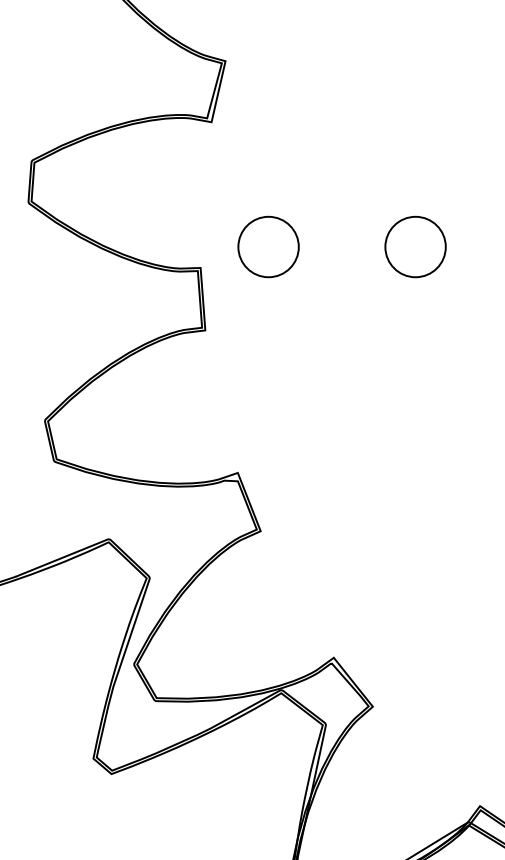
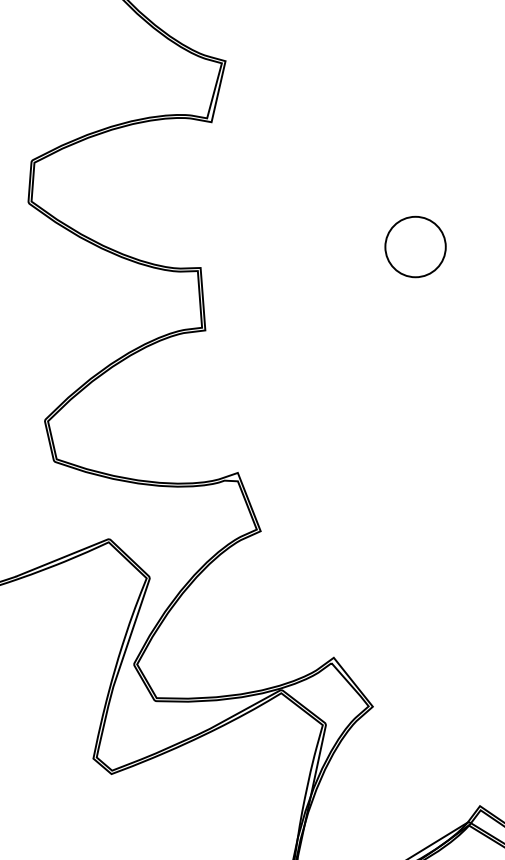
circle: present -> none (268, 246)
